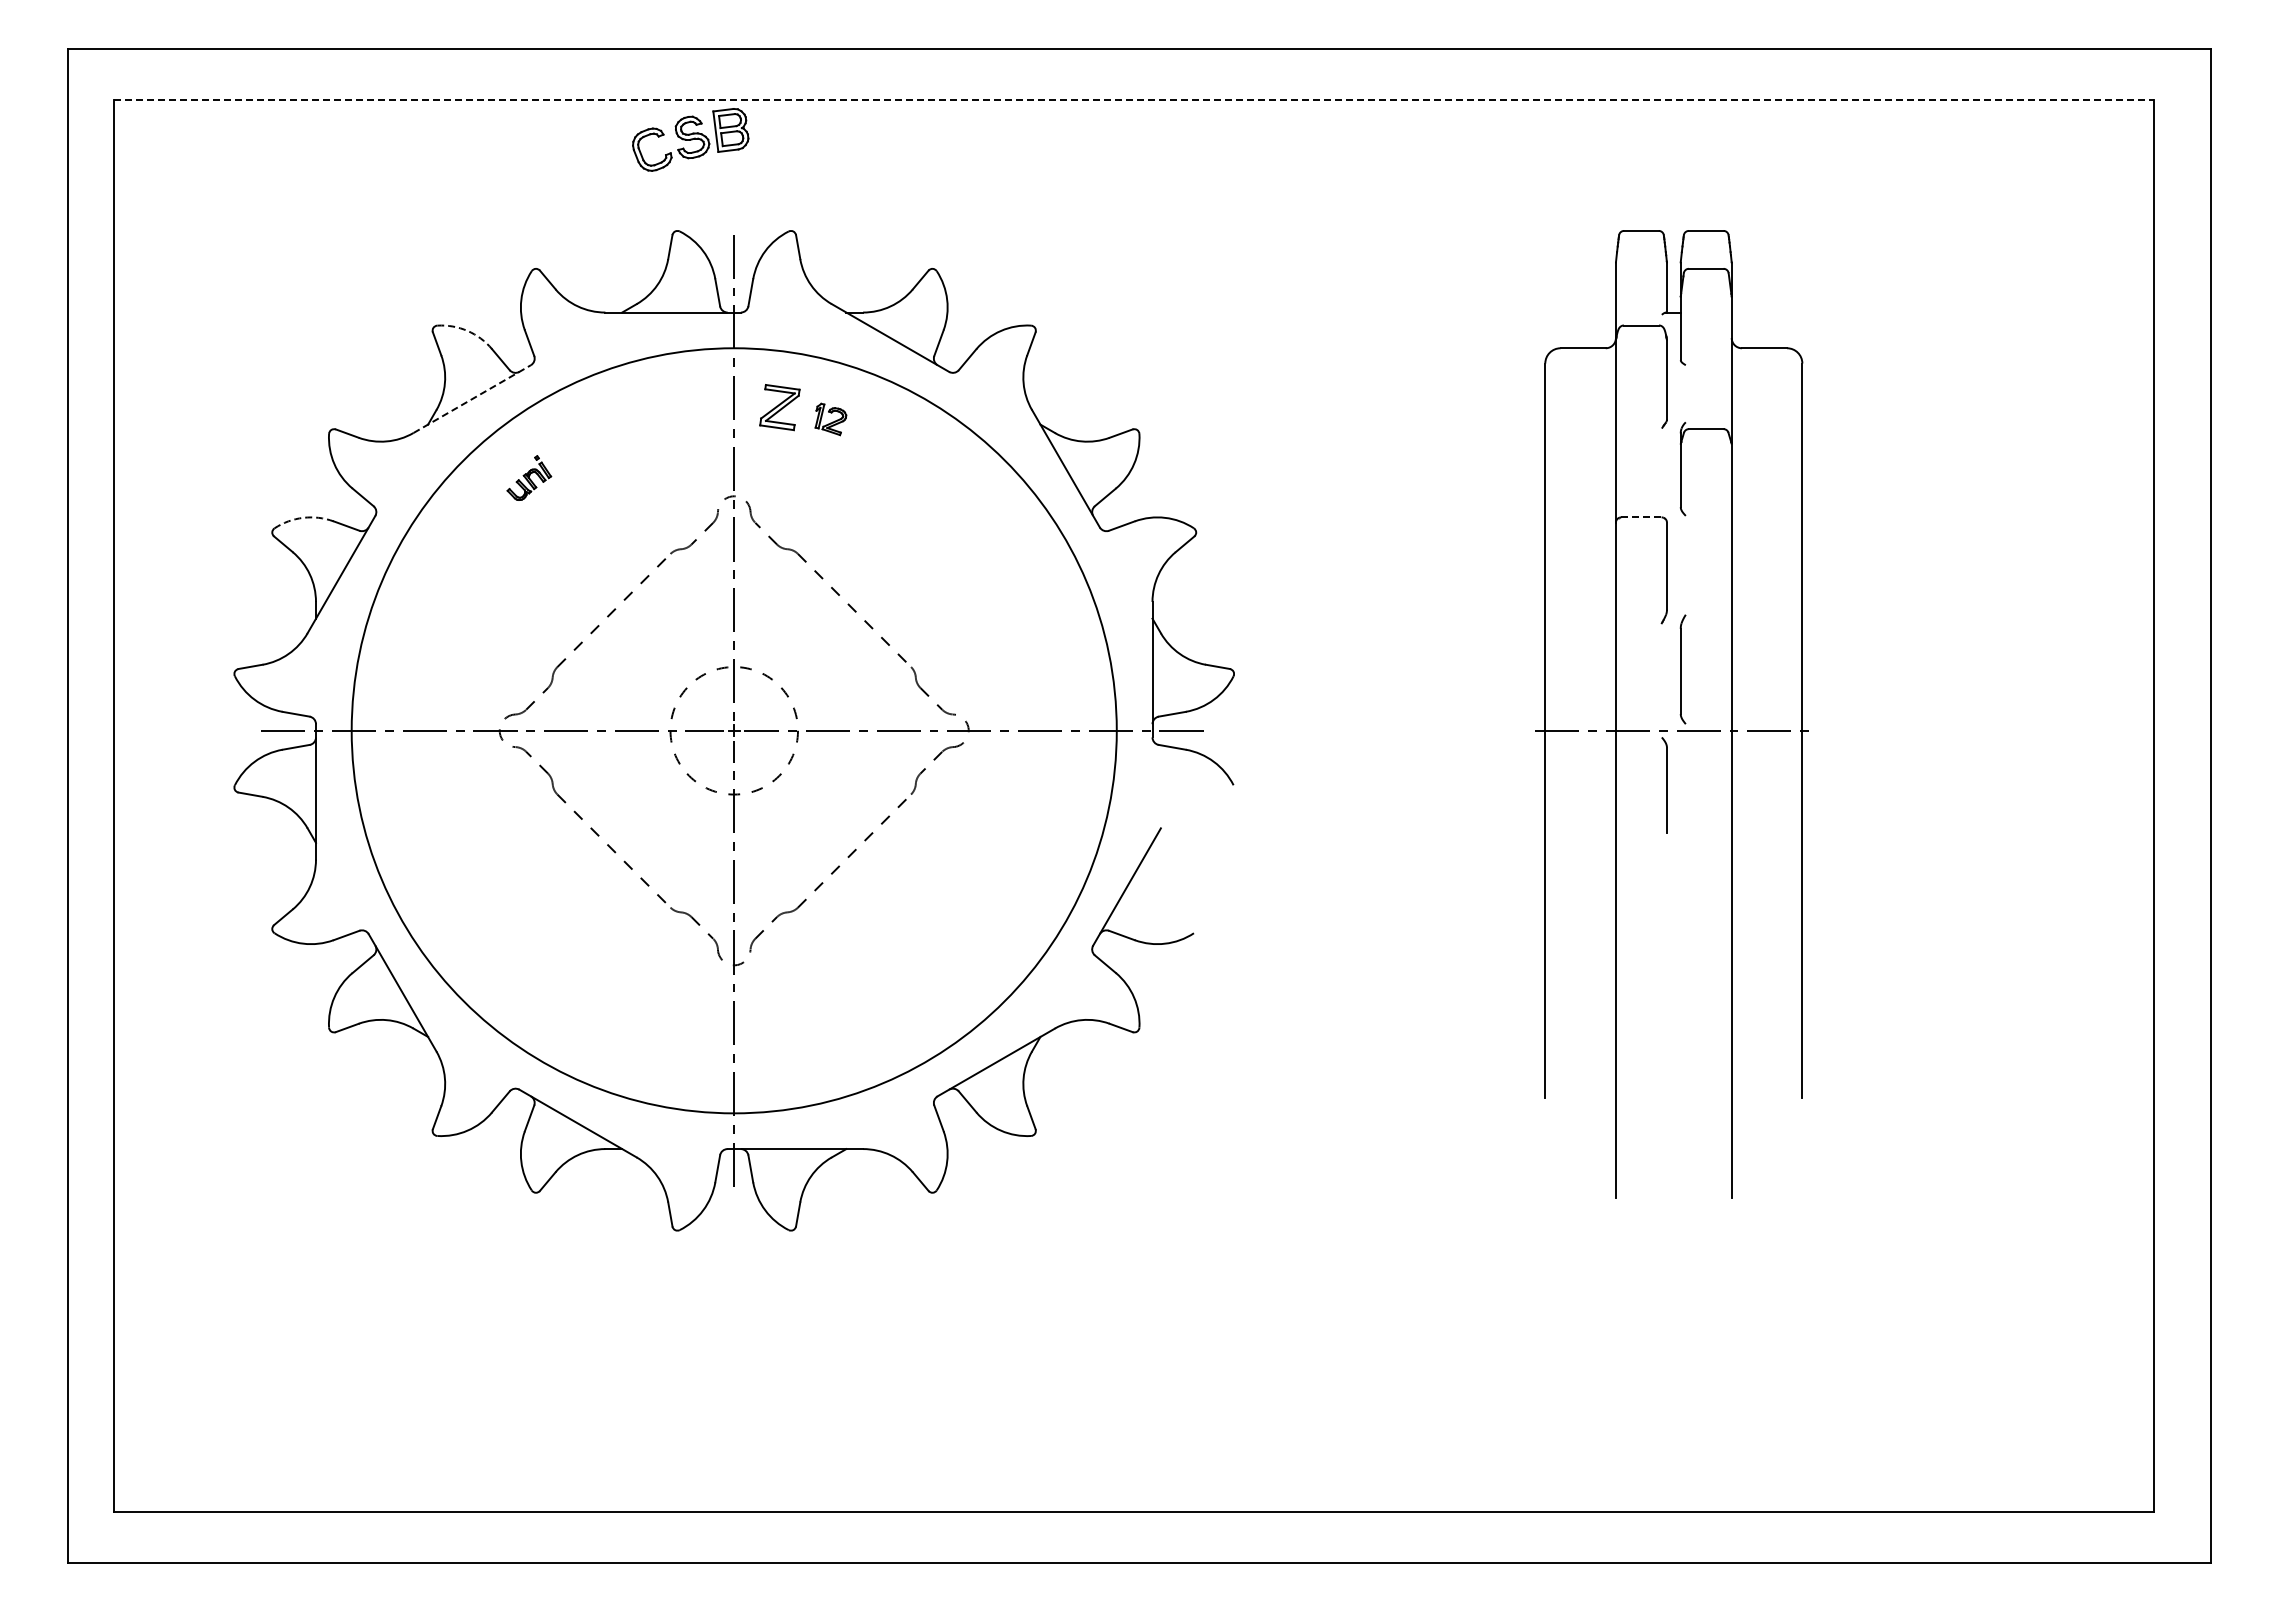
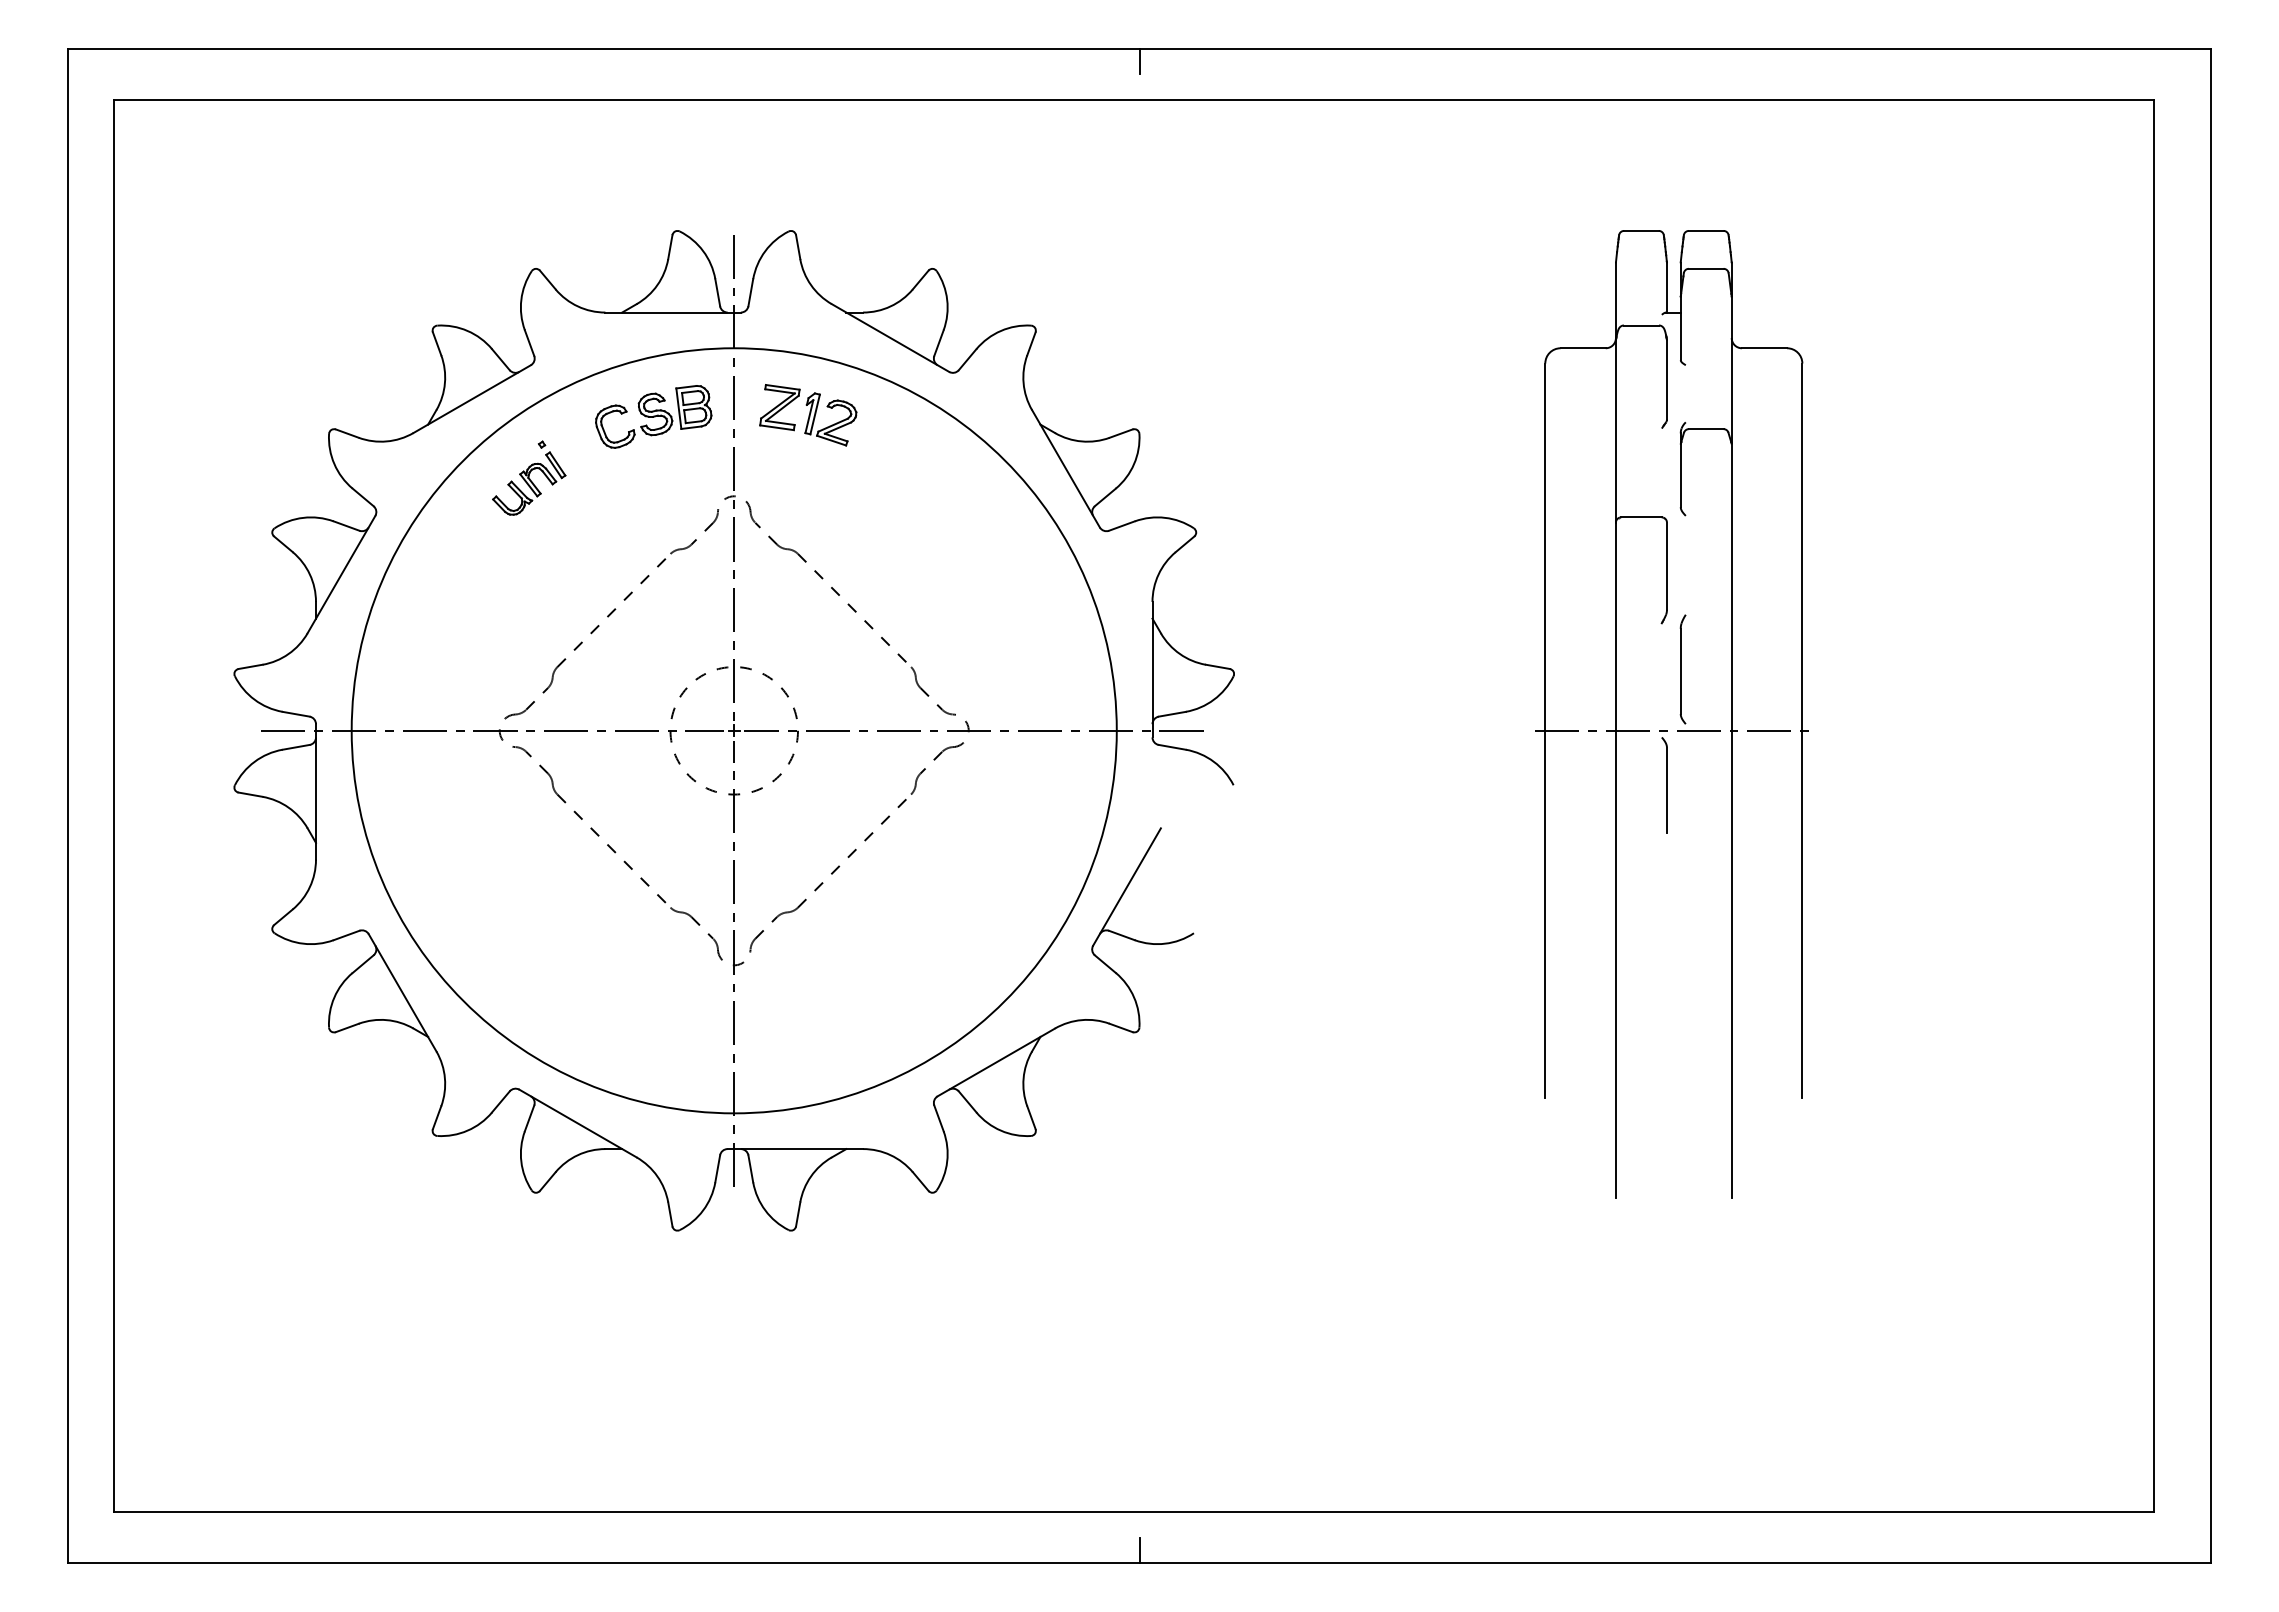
line: none -> present (1139, 61)
line: dashed -> solid (1134, 99)
part position: (690, 139) -> (653, 416) (653, 416)
arc: dashed -> solid (467, 330)
line: dashed -> solid (472, 399)
part size: 34x35 px -> 54x55 px (830, 419)
part size: 47x46 px -> 75x76 px (529, 477)
arc: dashed -> solid (303, 517)
line: dashed -> solid (1641, 517)
line: none -> present (1139, 1550)
